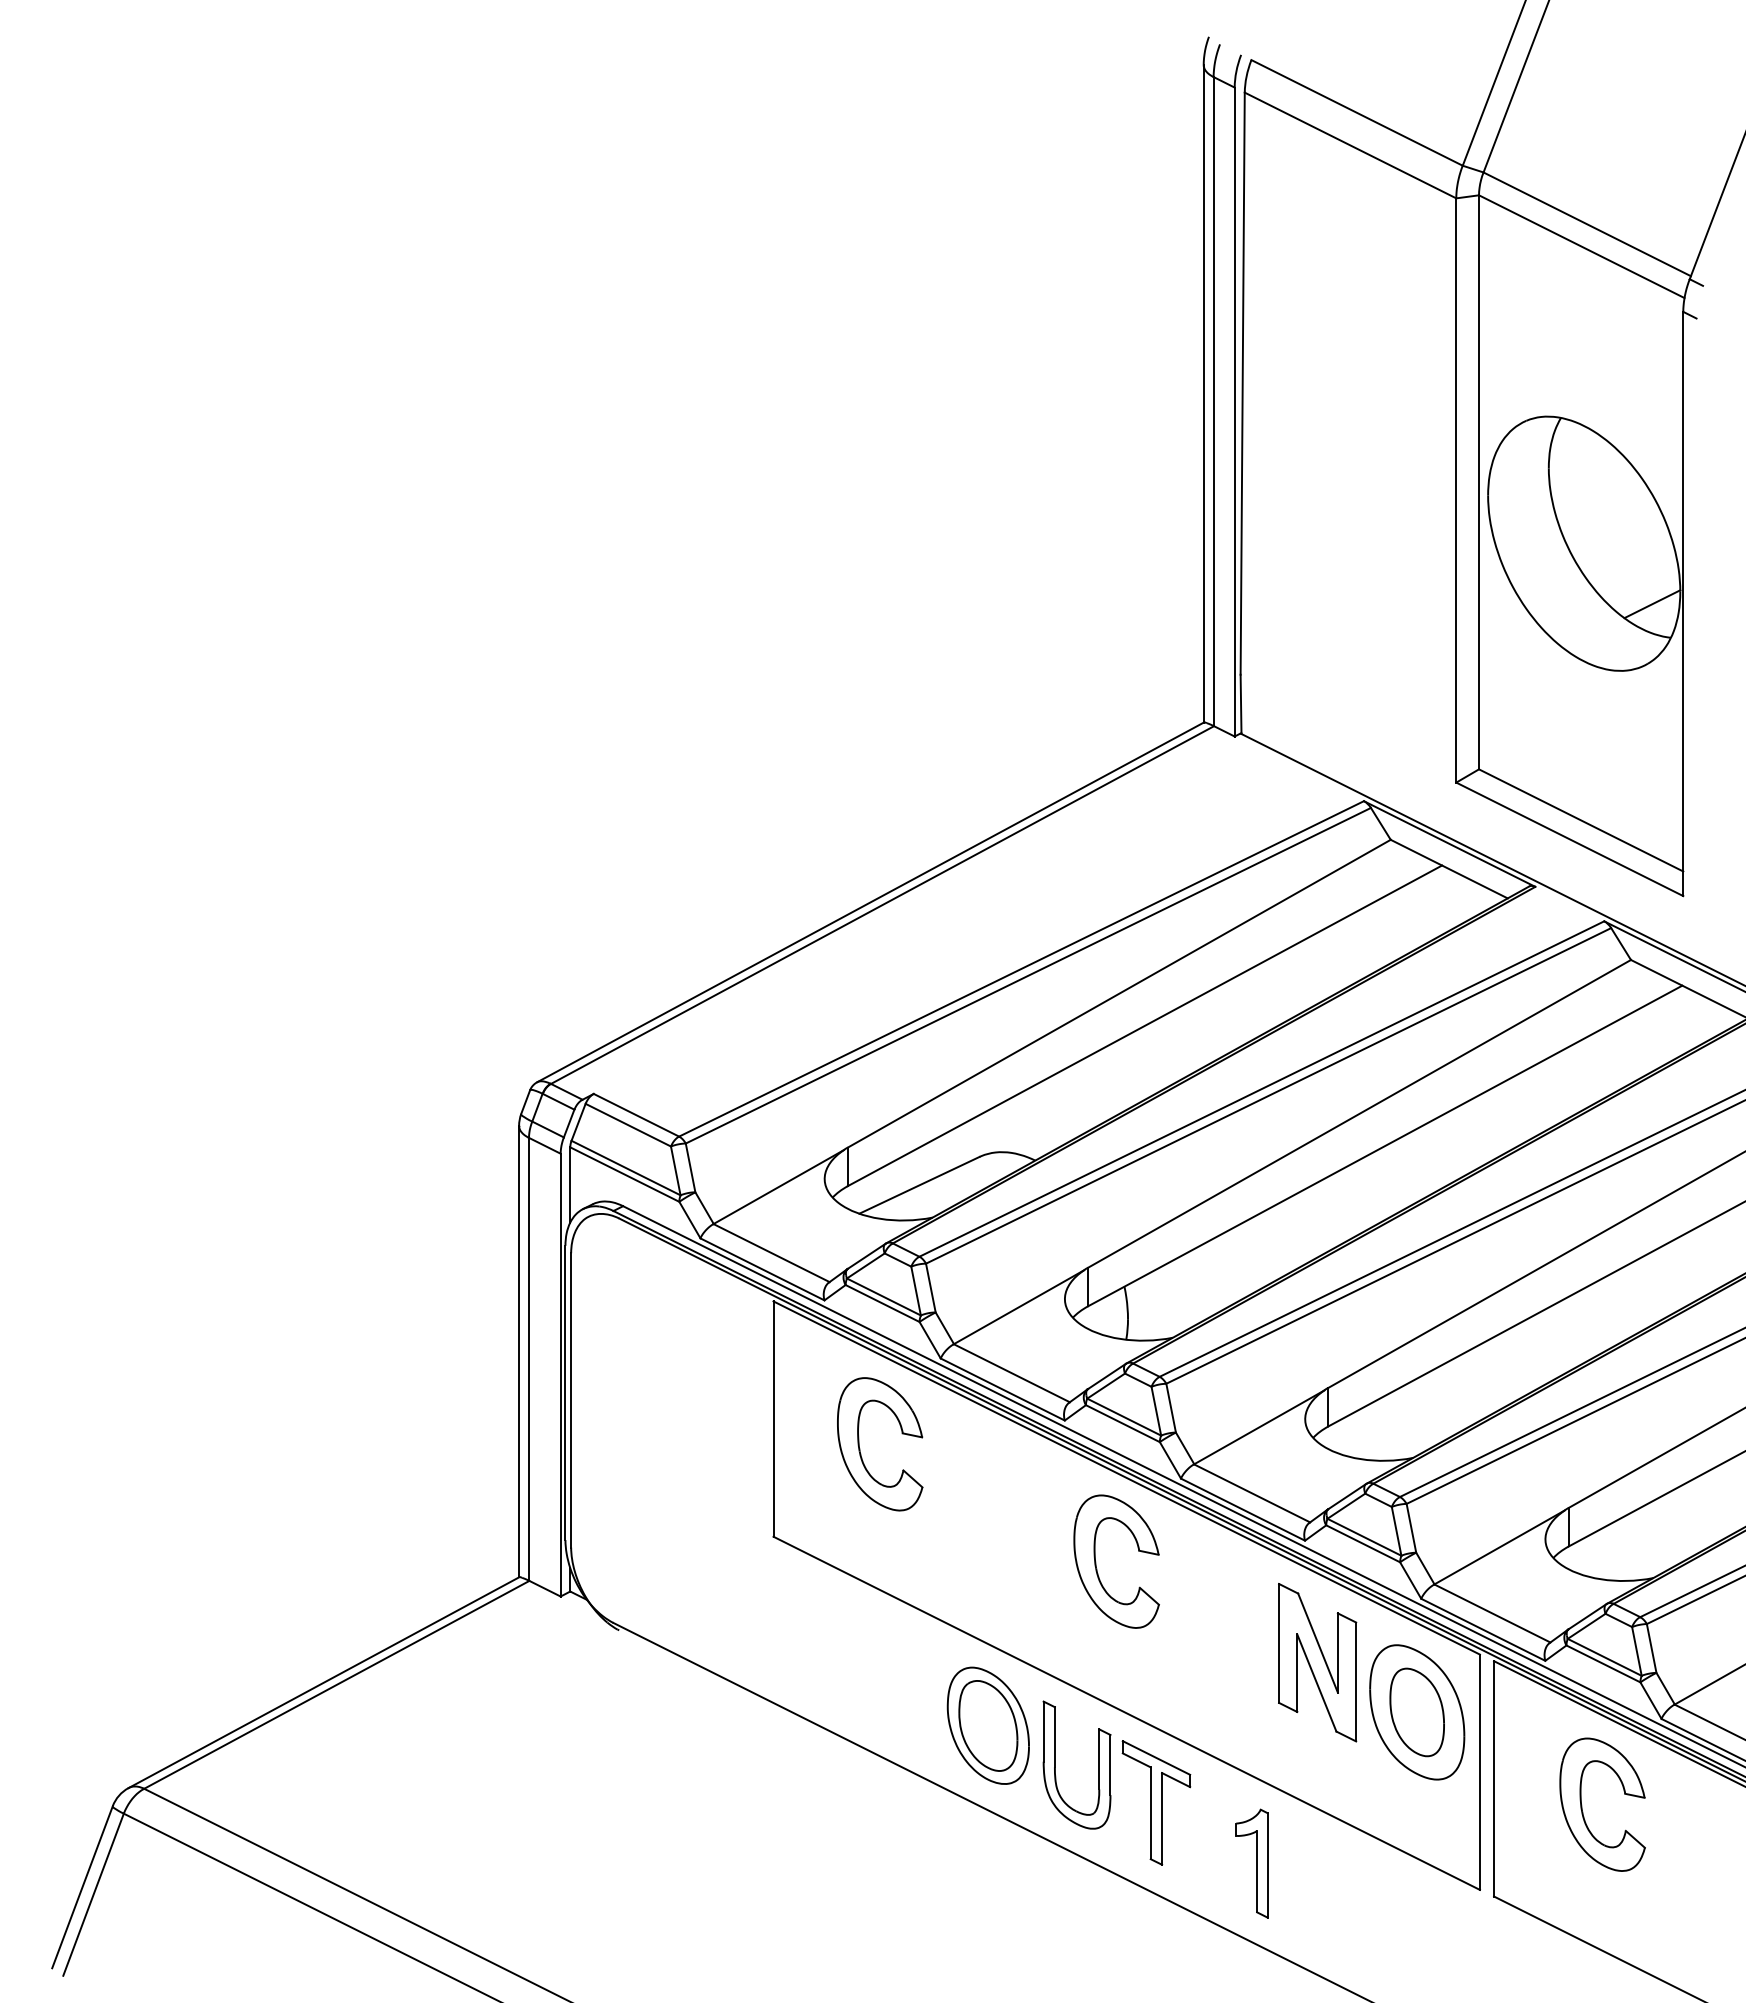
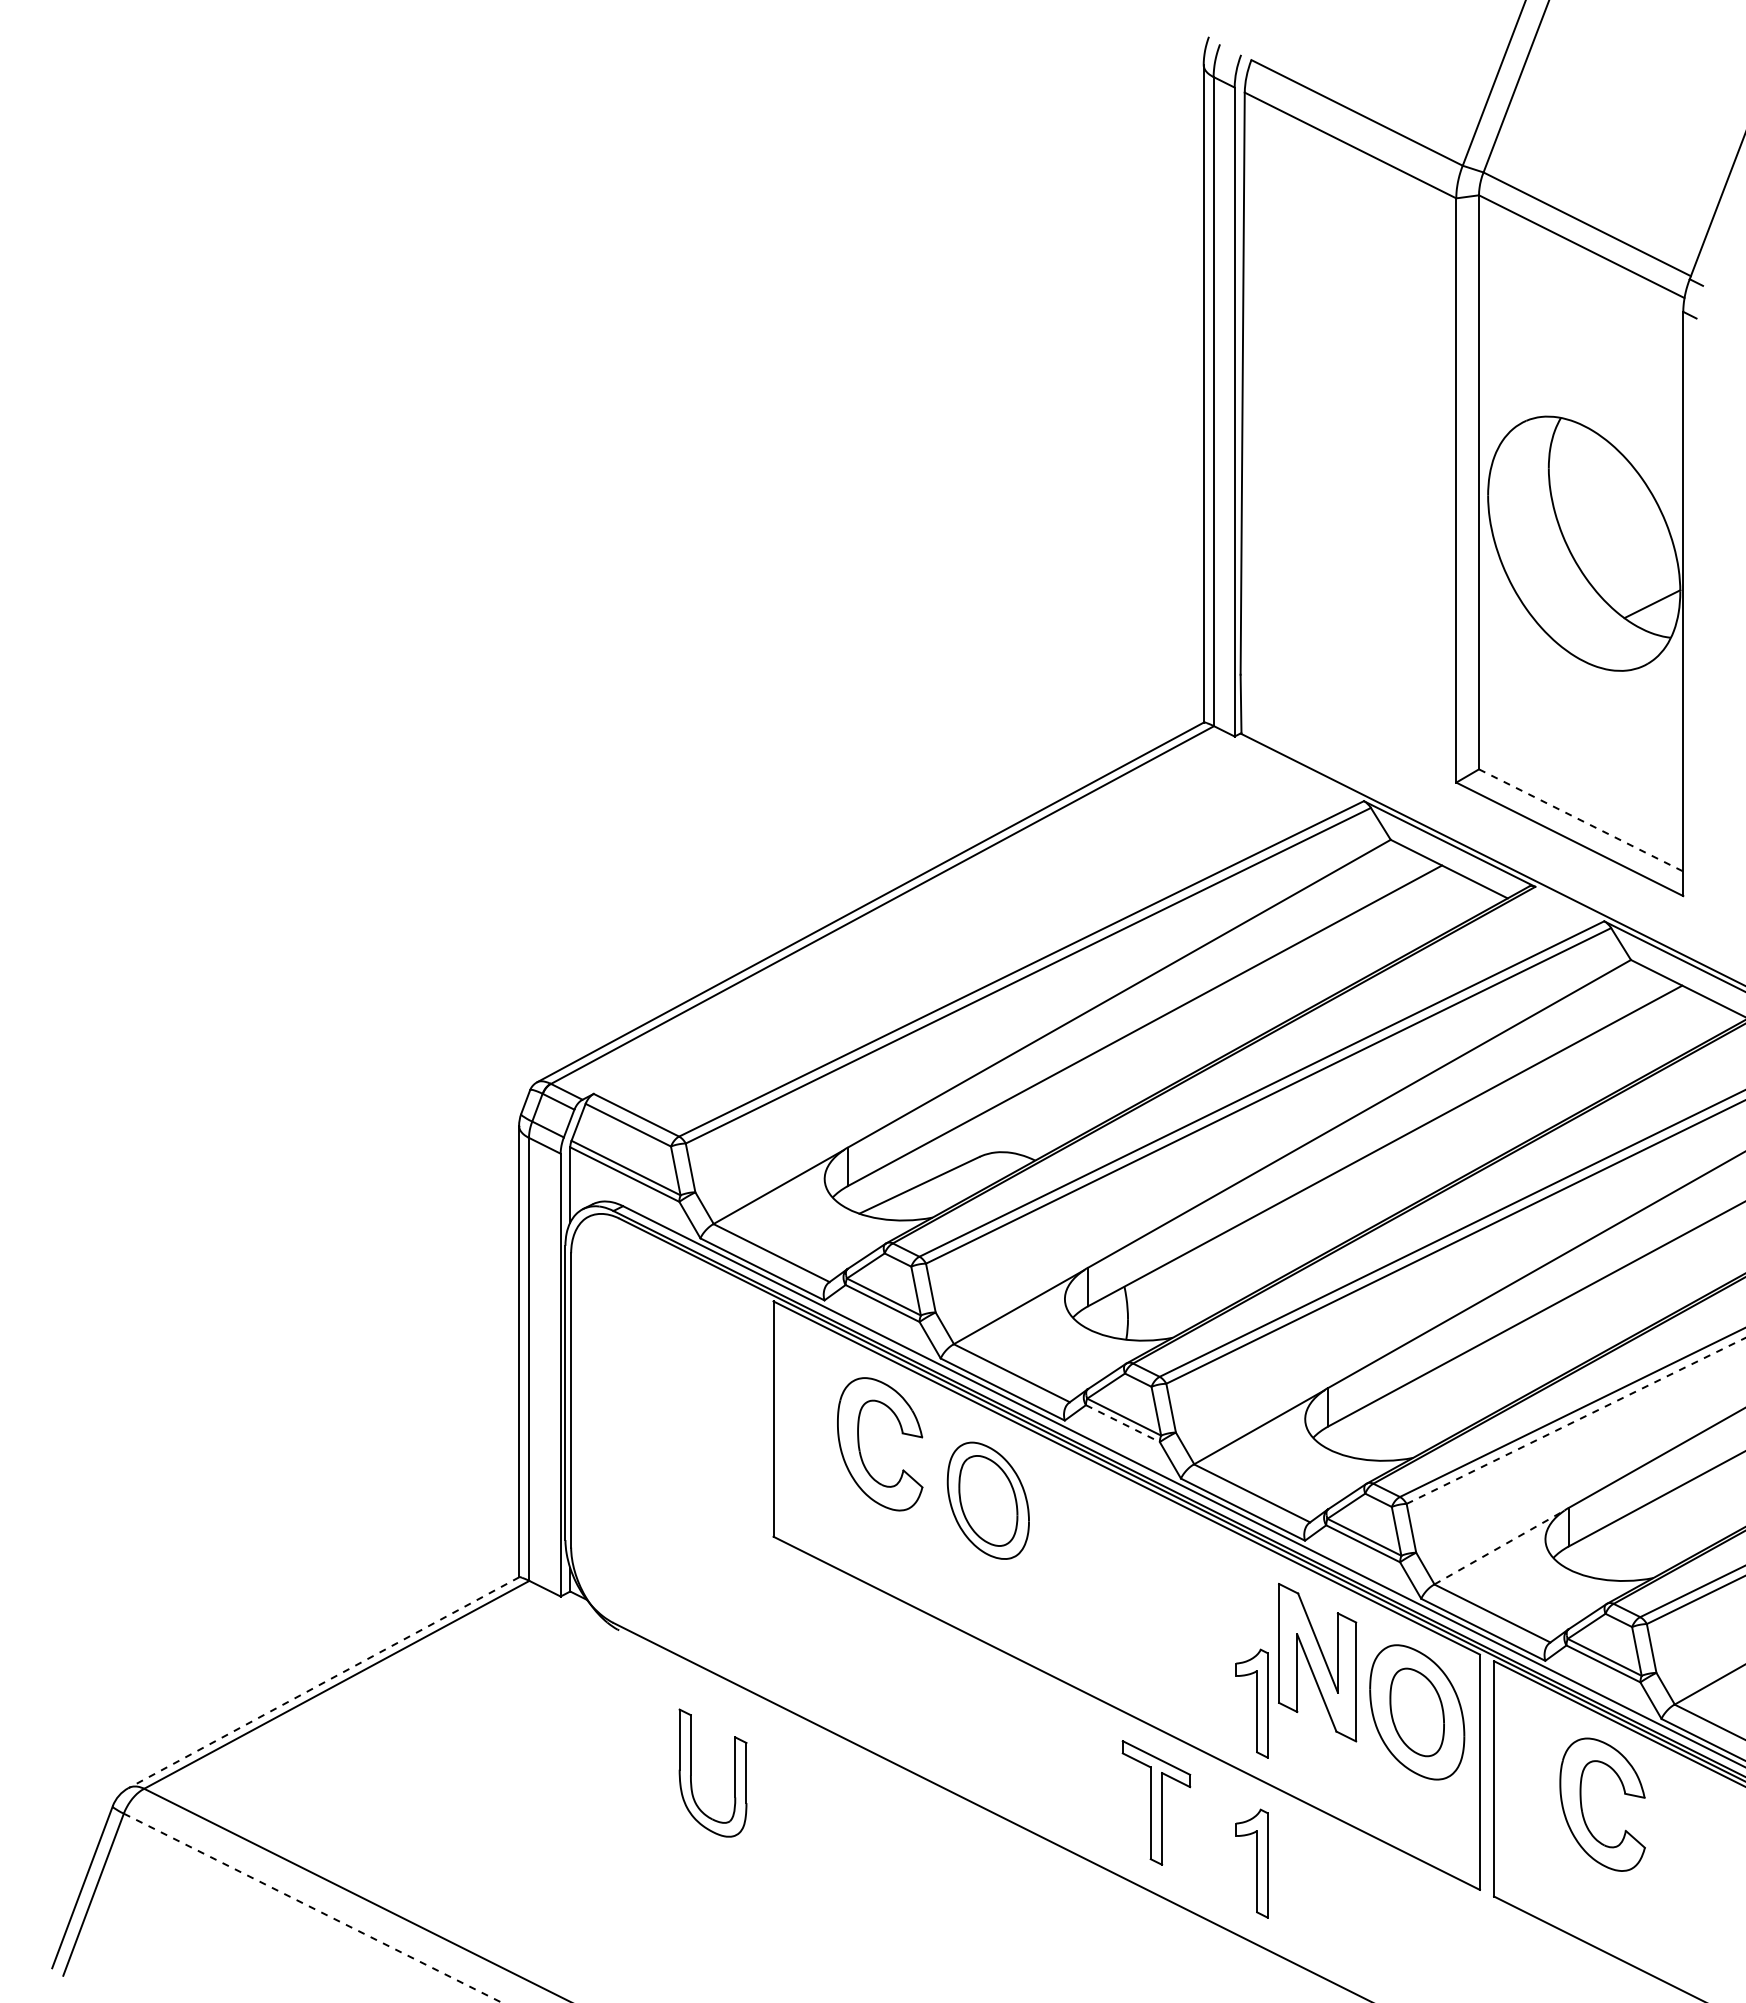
line: solid -> dashed (1581, 820)
line: solid -> dashed (1576, 1420)
line: solid -> dashed (1123, 1423)
line: solid -> dashed (1499, 1547)
part: present -> none (1096, 1561)
line: solid -> dashed (323, 1682)
part: none -> present (1251, 1703)
part position: (987, 1725) -> (987, 1500) (987, 1500)
part position: (1055, 1764) -> (691, 1772) (691, 1772)
line: solid -> dashed (313, 1908)
